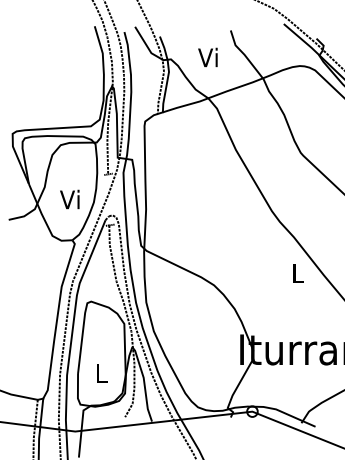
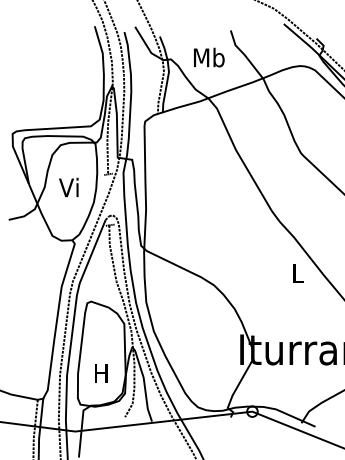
text: Vi -> Mb (209, 57)
text position: (69, 199) -> (68, 187) (68, 187)
text: L -> H (101, 373)
